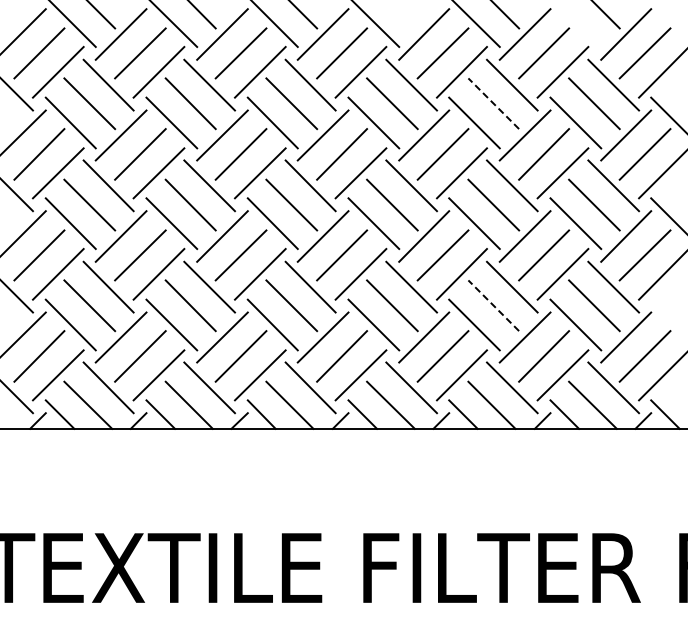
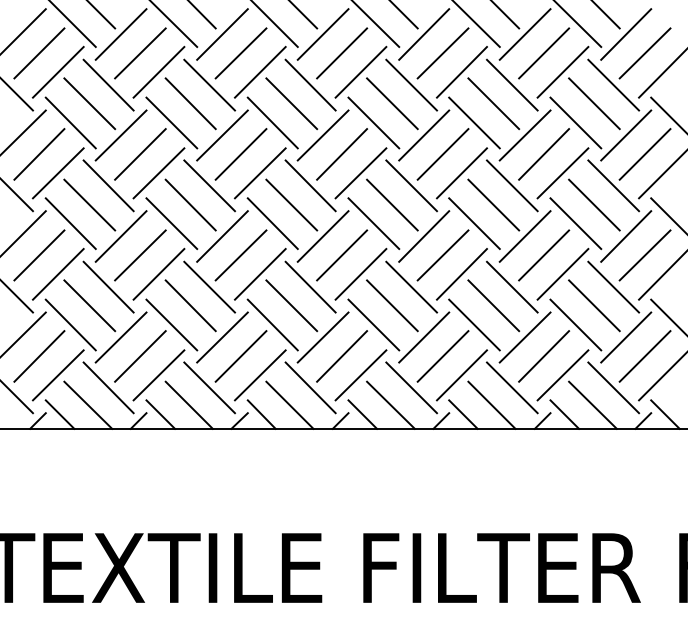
line: none -> present (404, 15)
line: none -> present (578, 24)
line: dashed -> solid (493, 103)
line: dashed -> solid (493, 305)
line: none -> present (667, 316)
